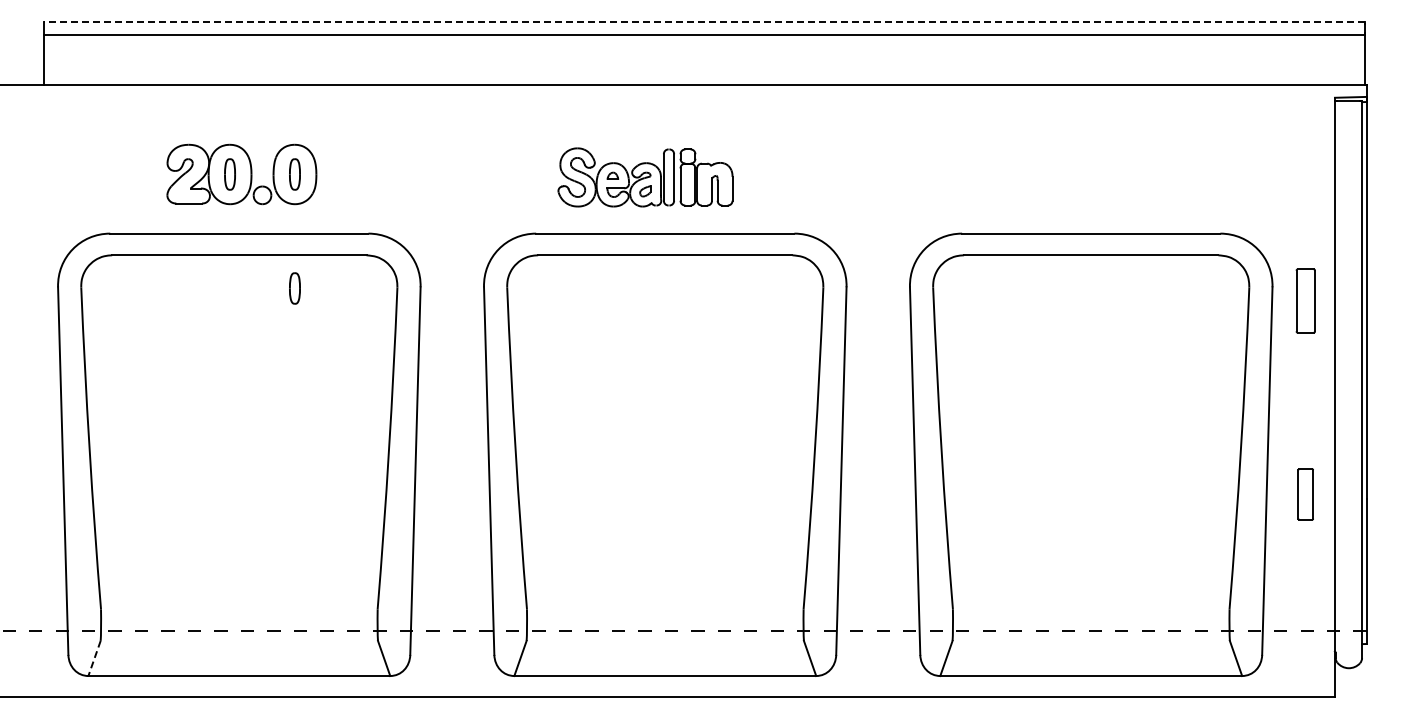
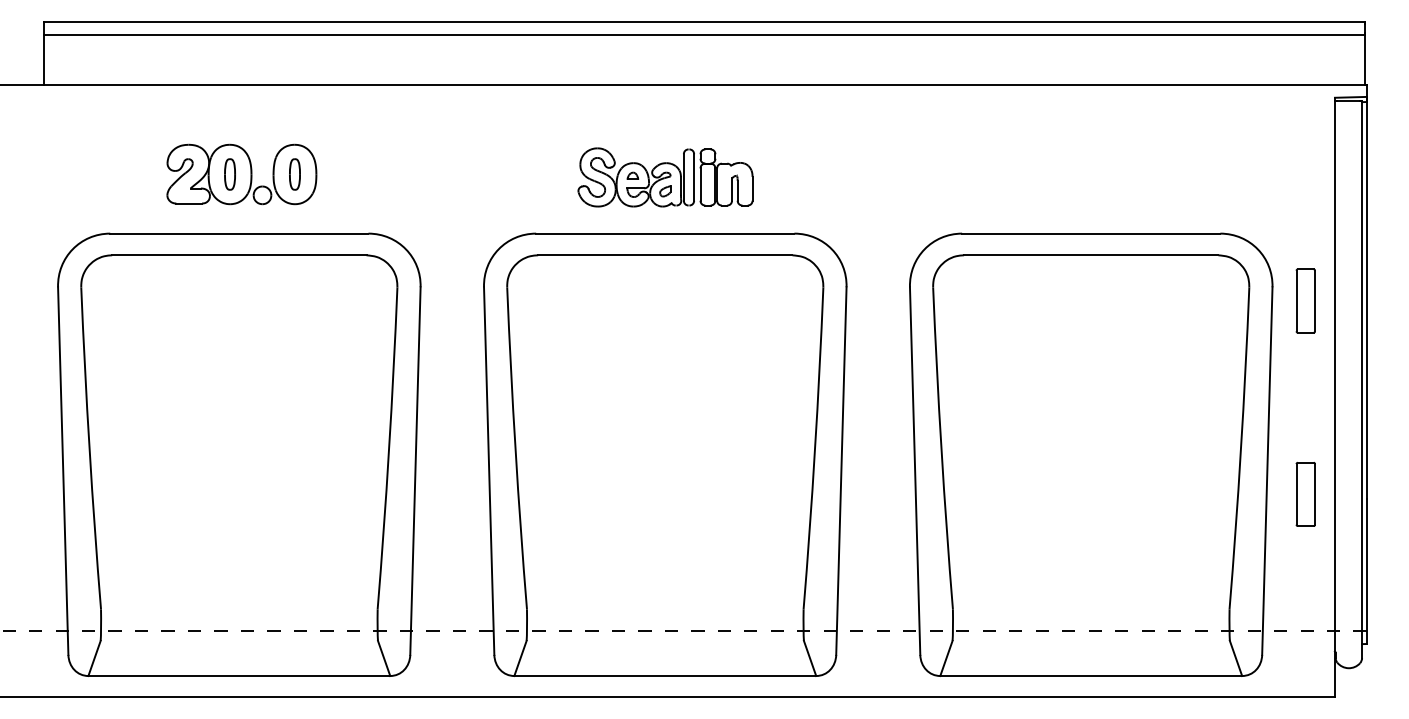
line: dashed -> solid (704, 21)
part position: (645, 177) -> (665, 177) (665, 177)
part: present -> none (294, 288)
part size: 17x53 px -> 21x65 px (1305, 494)
line: dashed -> solid (94, 658)
